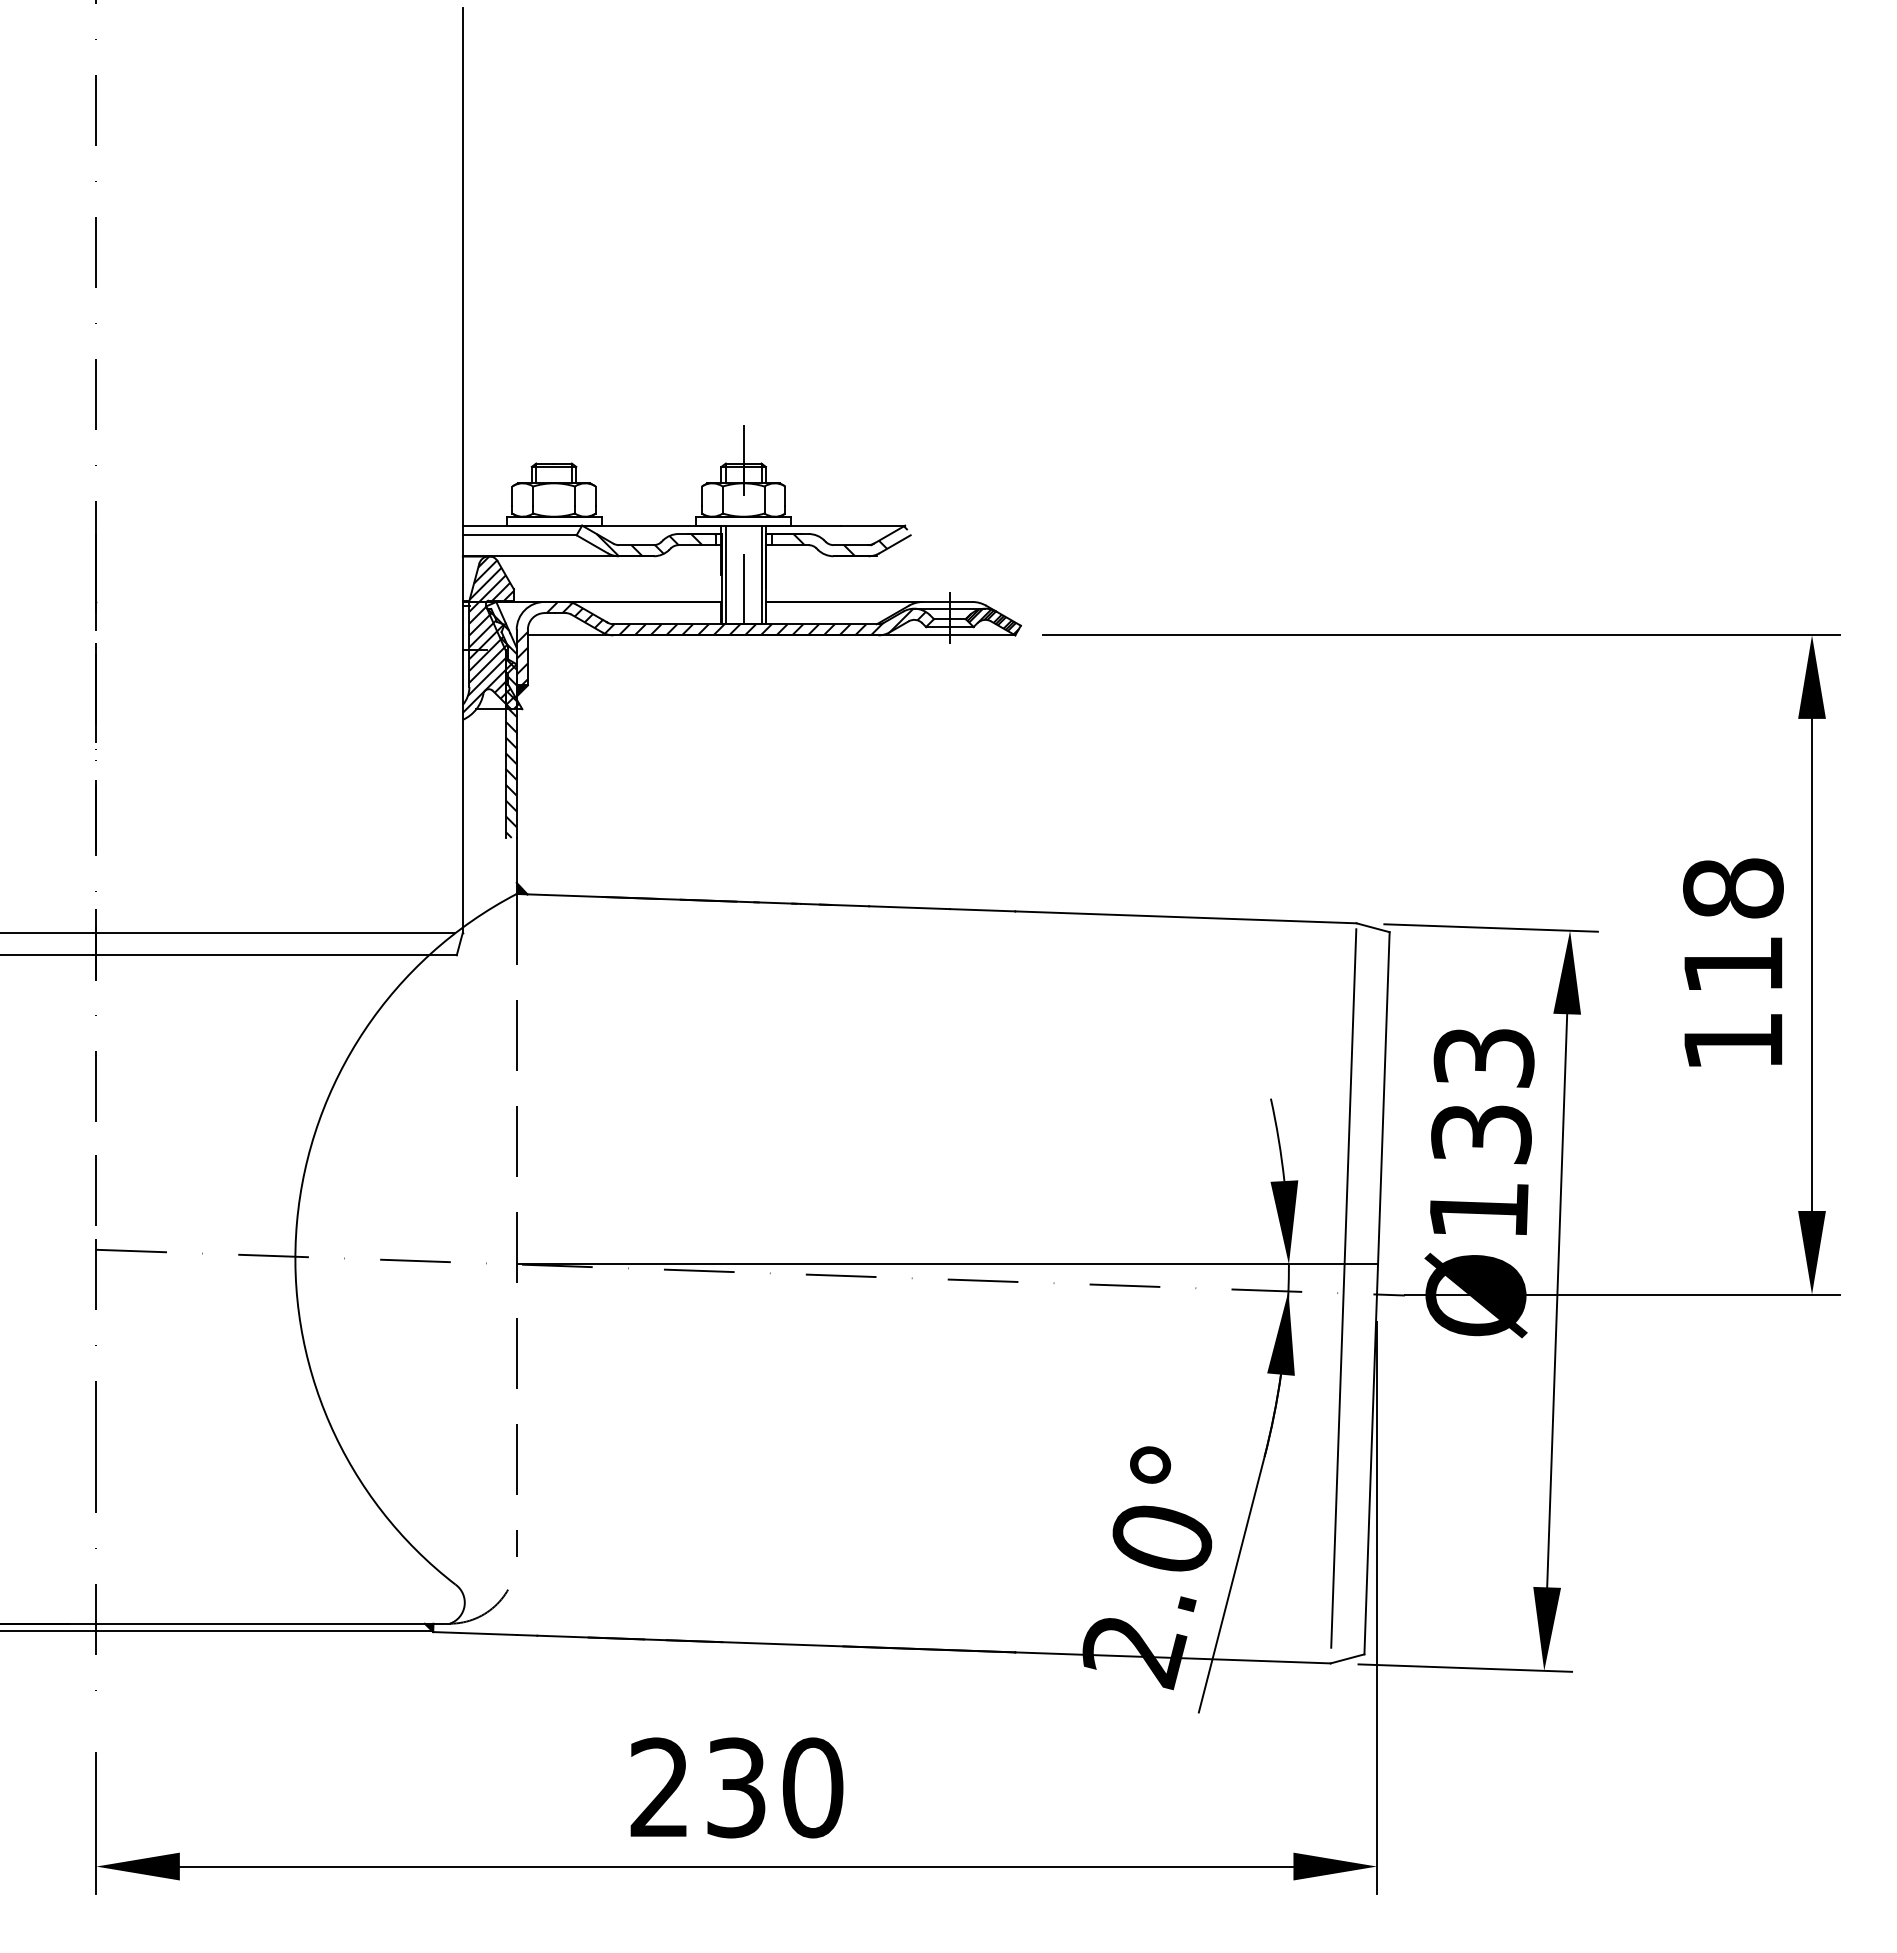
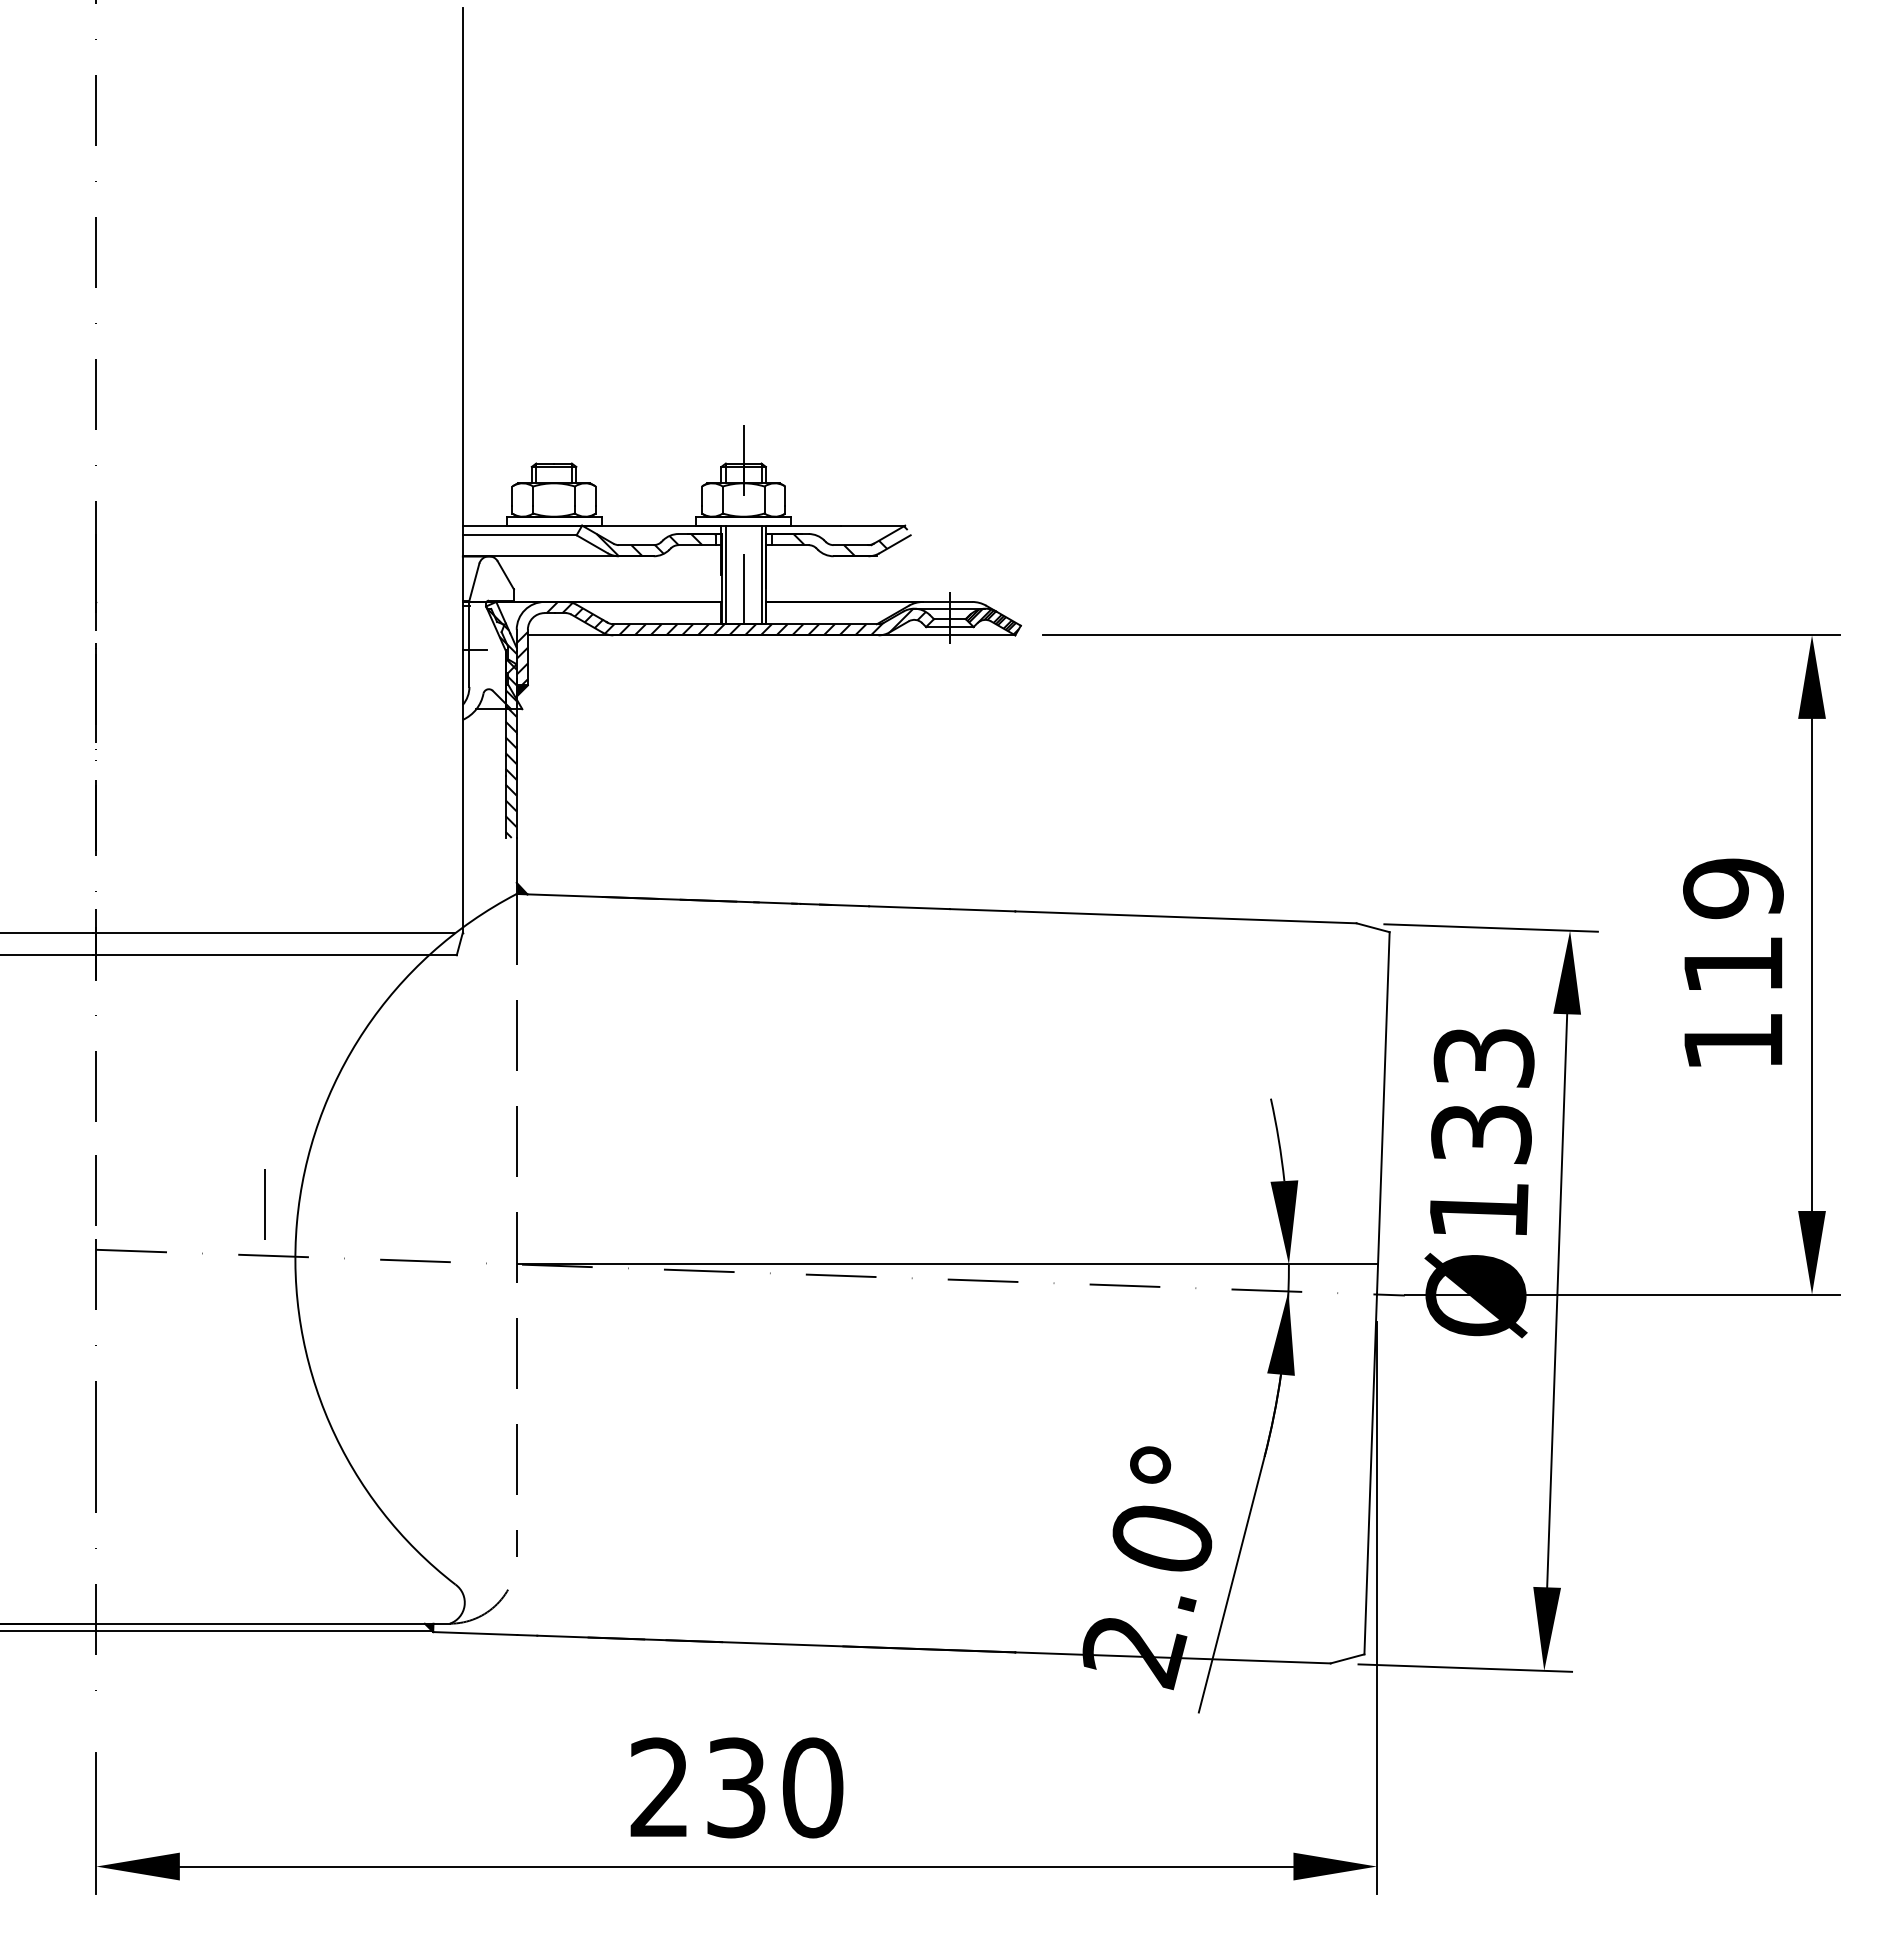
hatch: present -> none (490, 634)
text: 118 -> 119 (1733, 888)
line: none -> present (264, 1204)
line: present -> none (1343, 1288)
